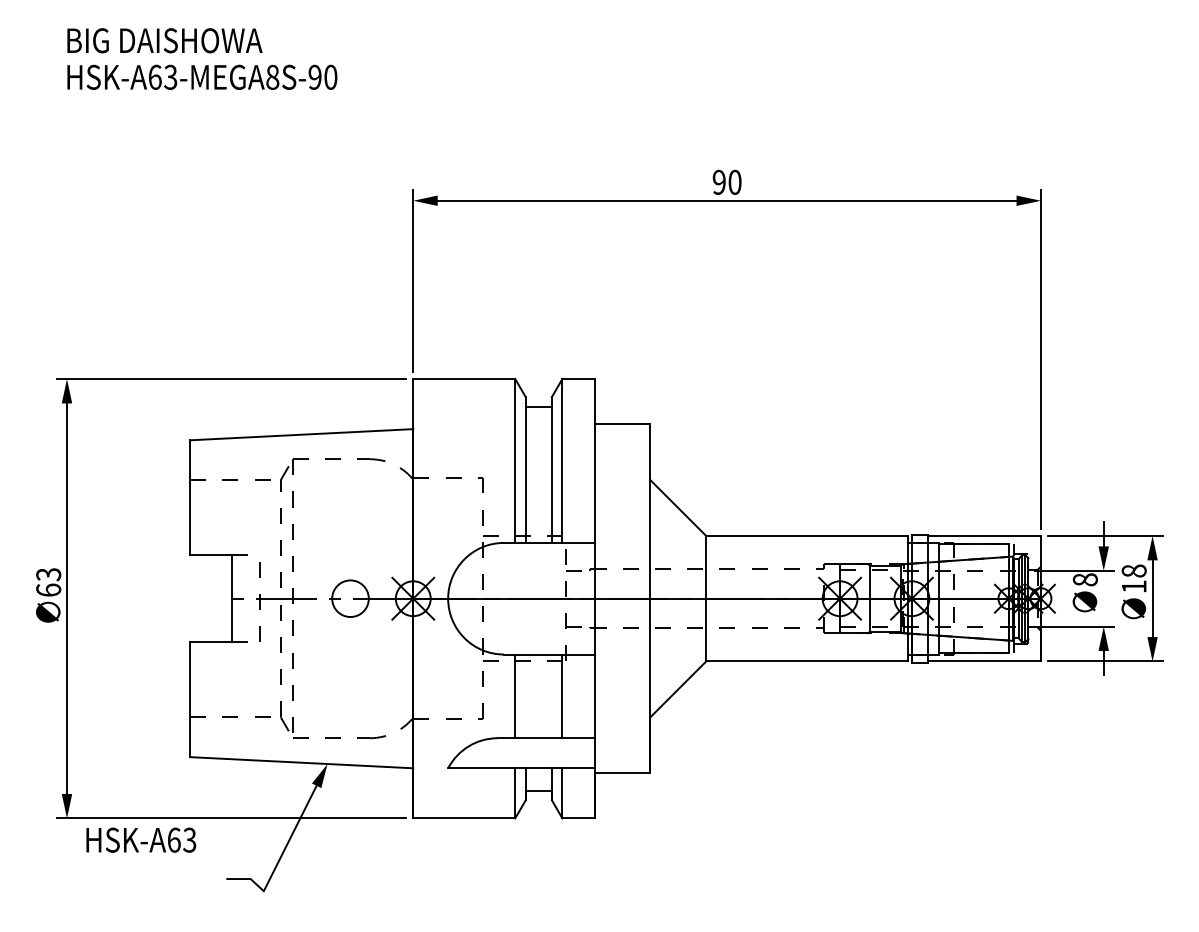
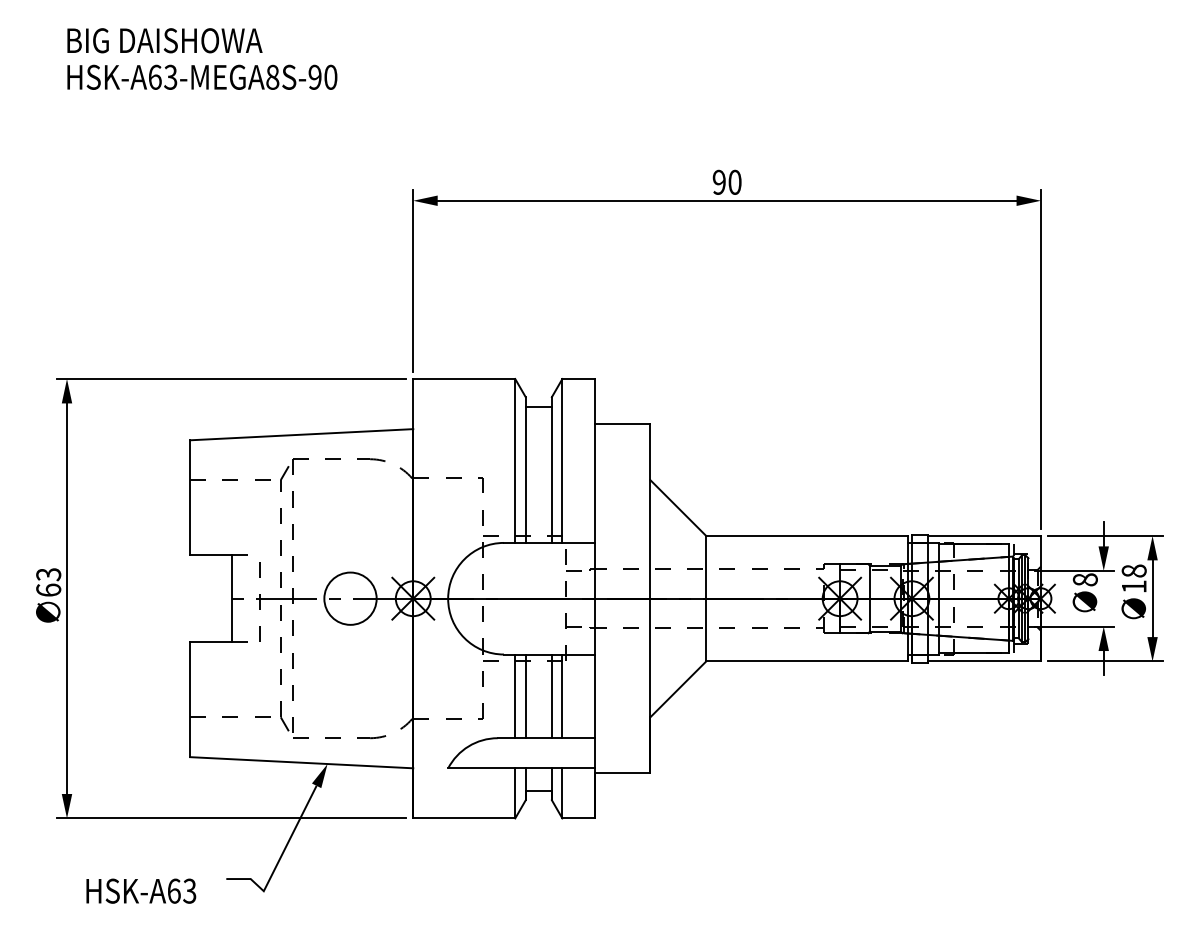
circle diameter: 37 px -> 52 px (350, 598)
line: none -> present (525, 696)
line: none -> present (551, 696)
text position: (141, 839) -> (141, 890) (141, 890)
